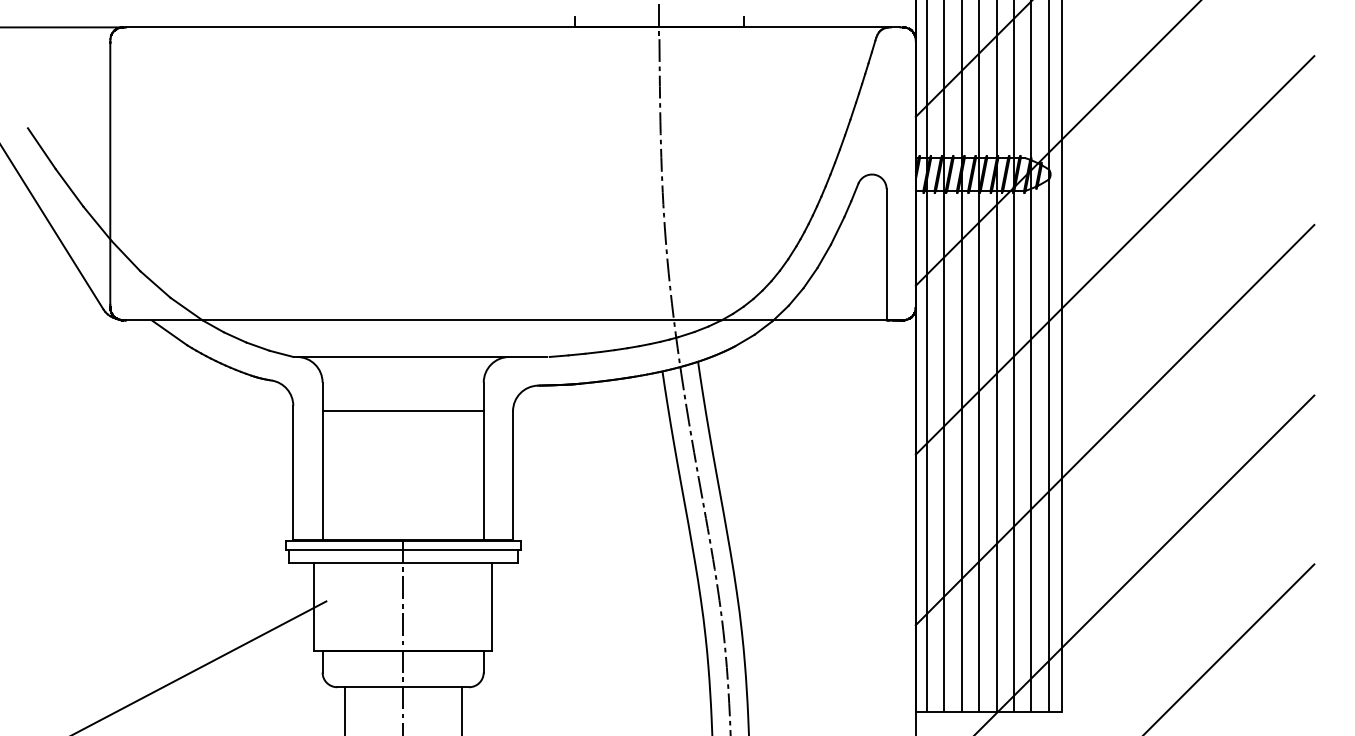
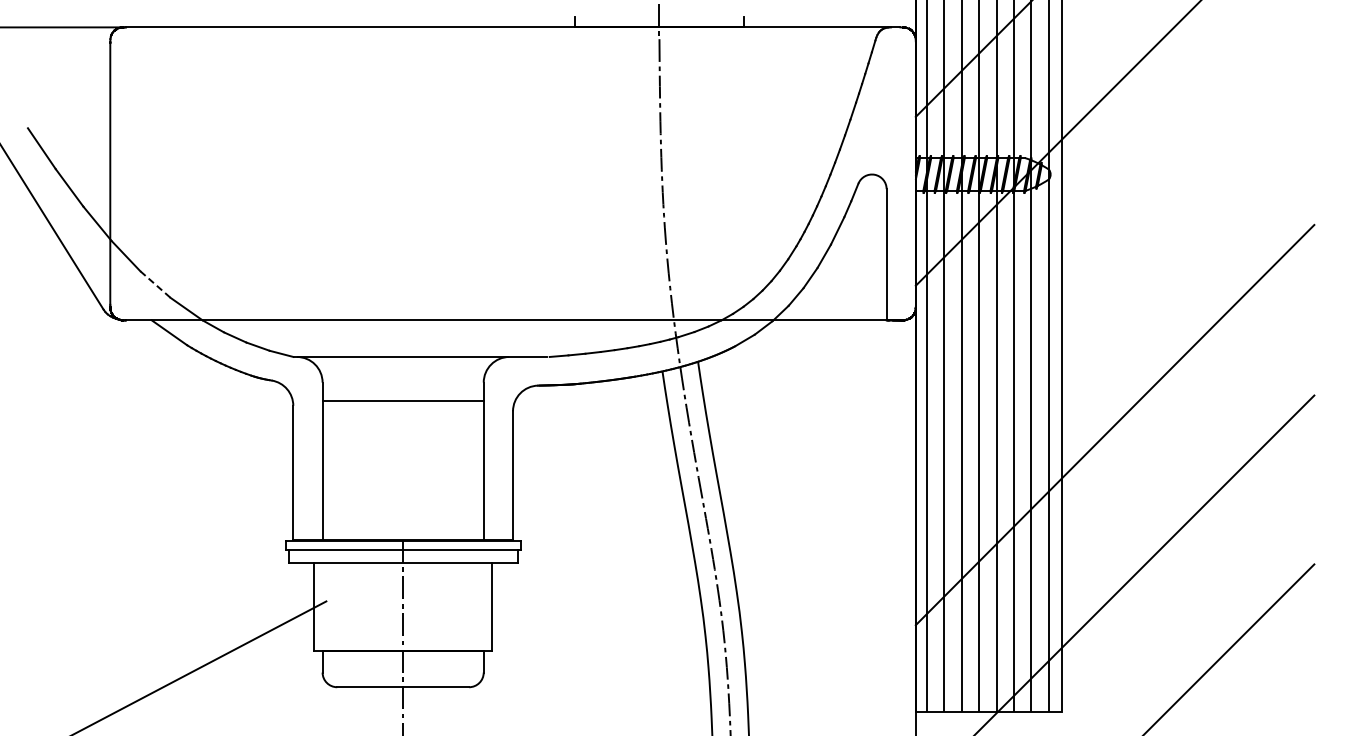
line: present -> none (1114, 255)
line: solid -> dashed (155, 284)
line position: (402, 411) -> (402, 401) (402, 401)
line: present -> none (344, 709)
line: present -> none (461, 709)
